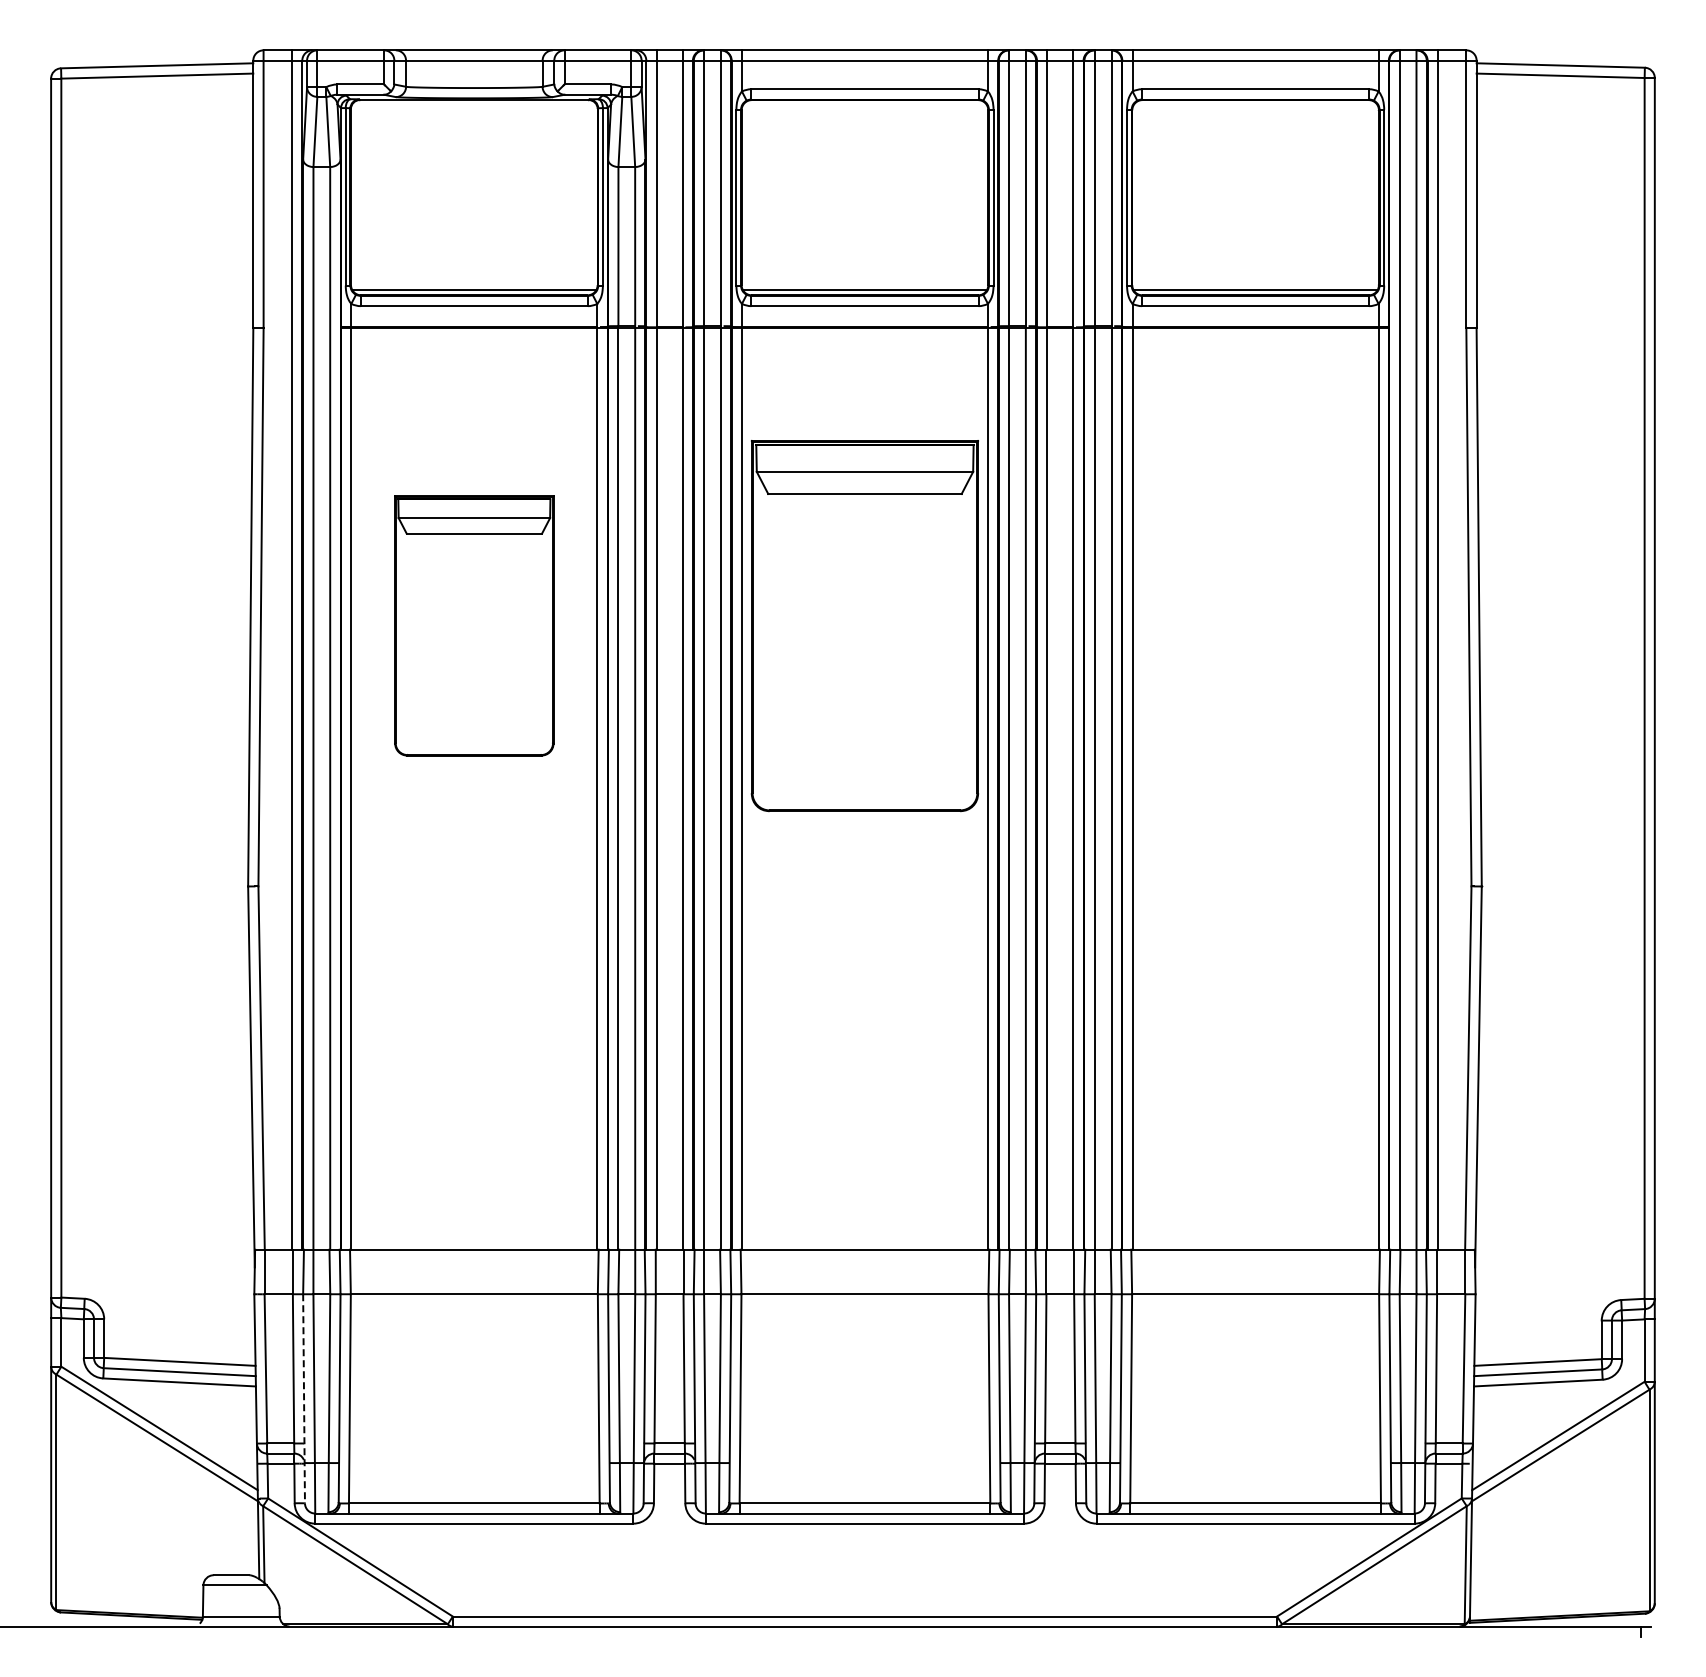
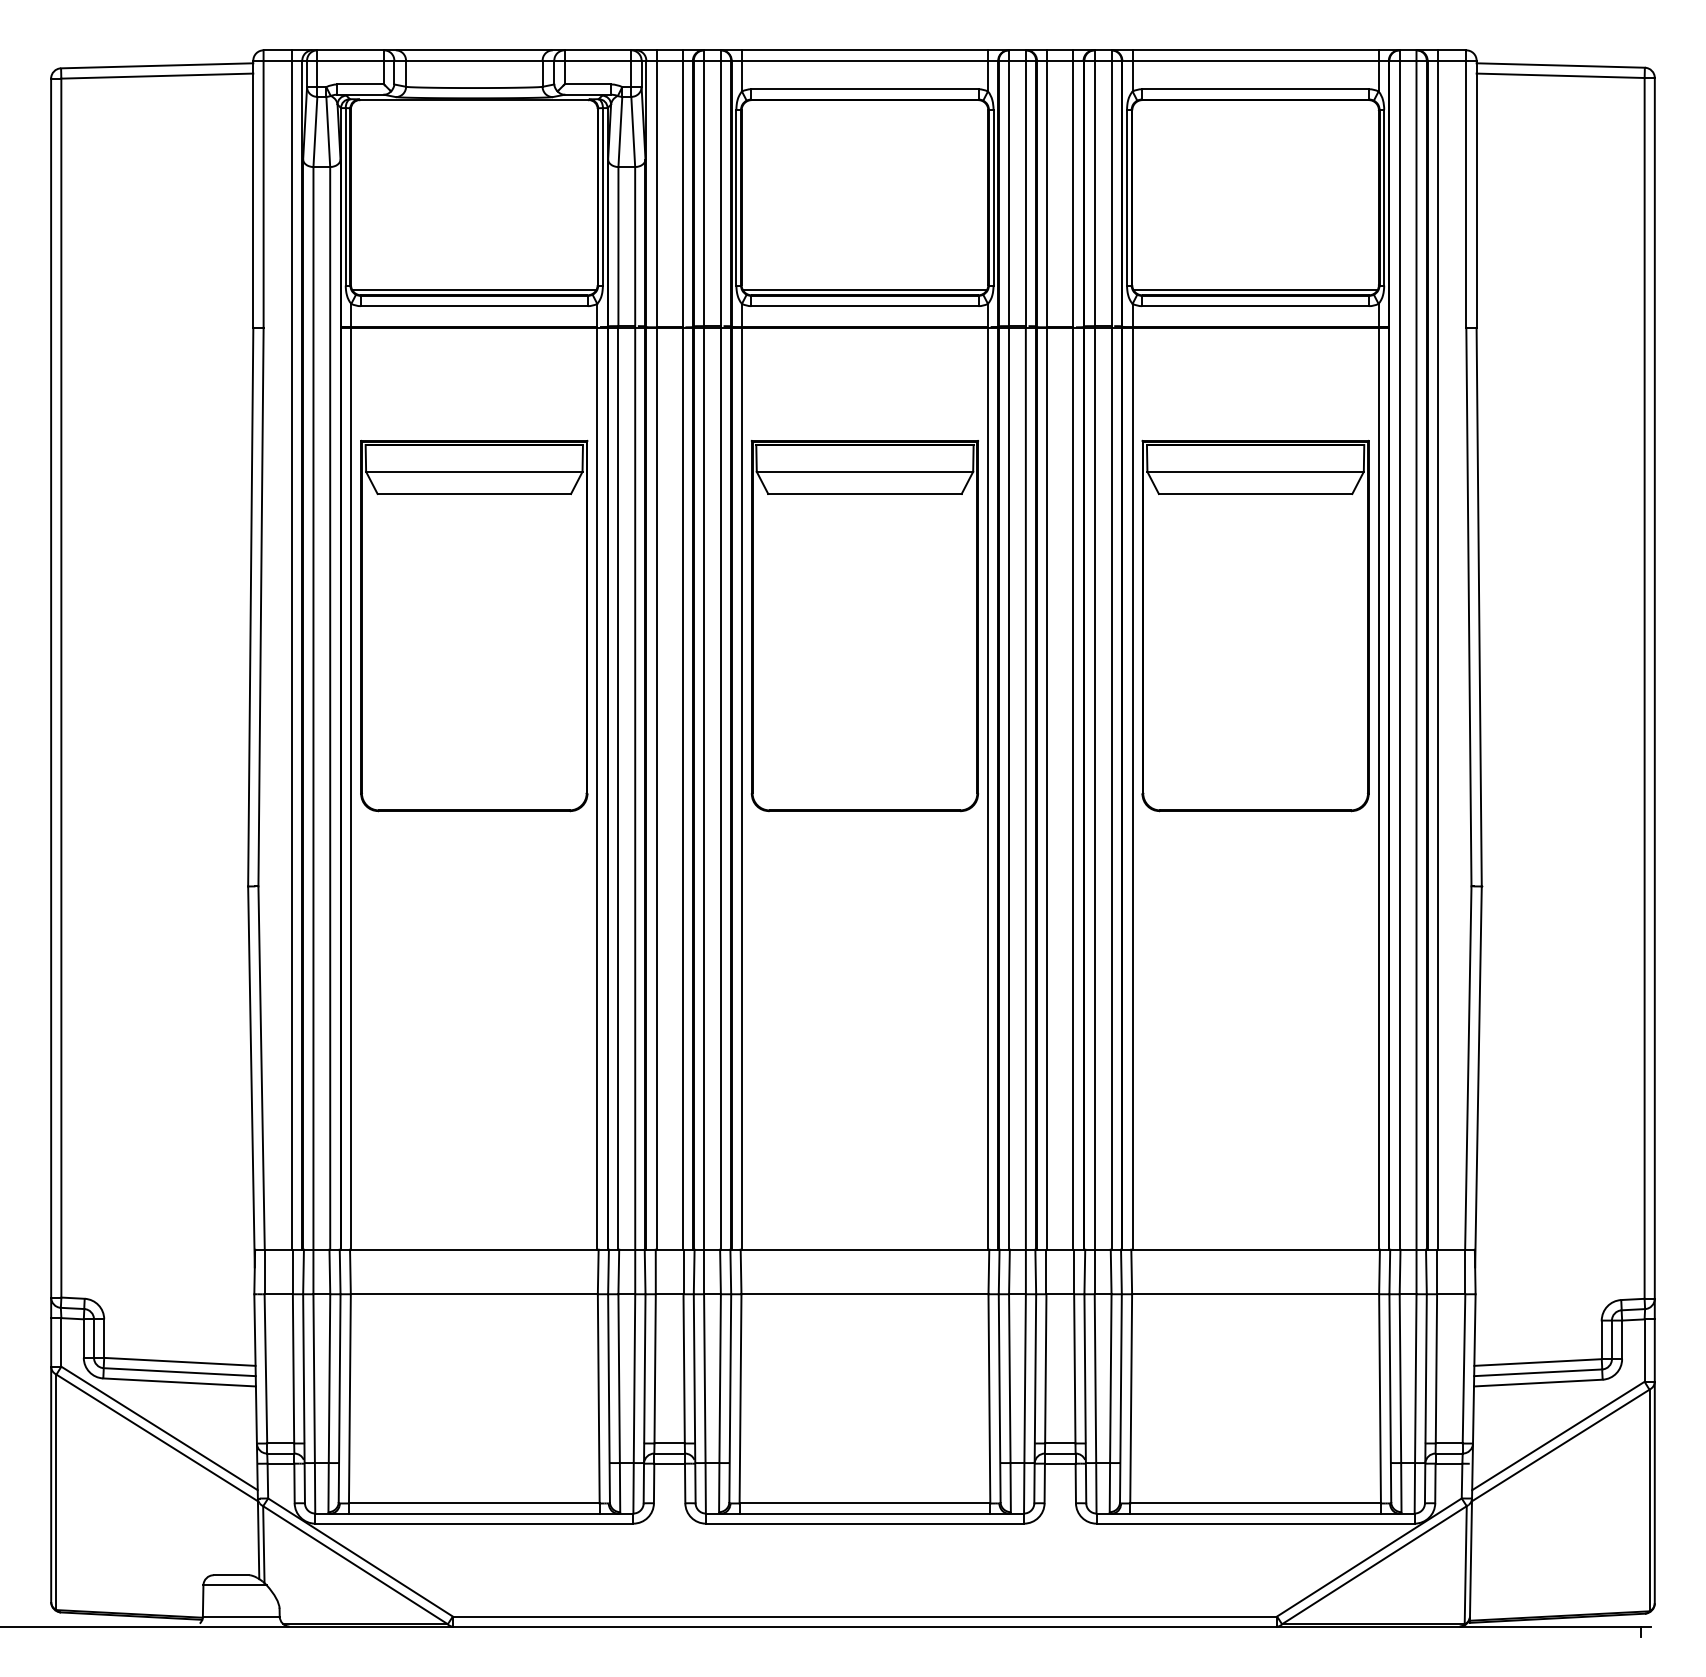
part size: 161x262 px -> 229x374 px (474, 625)
part: none -> present (1255, 625)
line: dashed -> solid (304, 1398)
